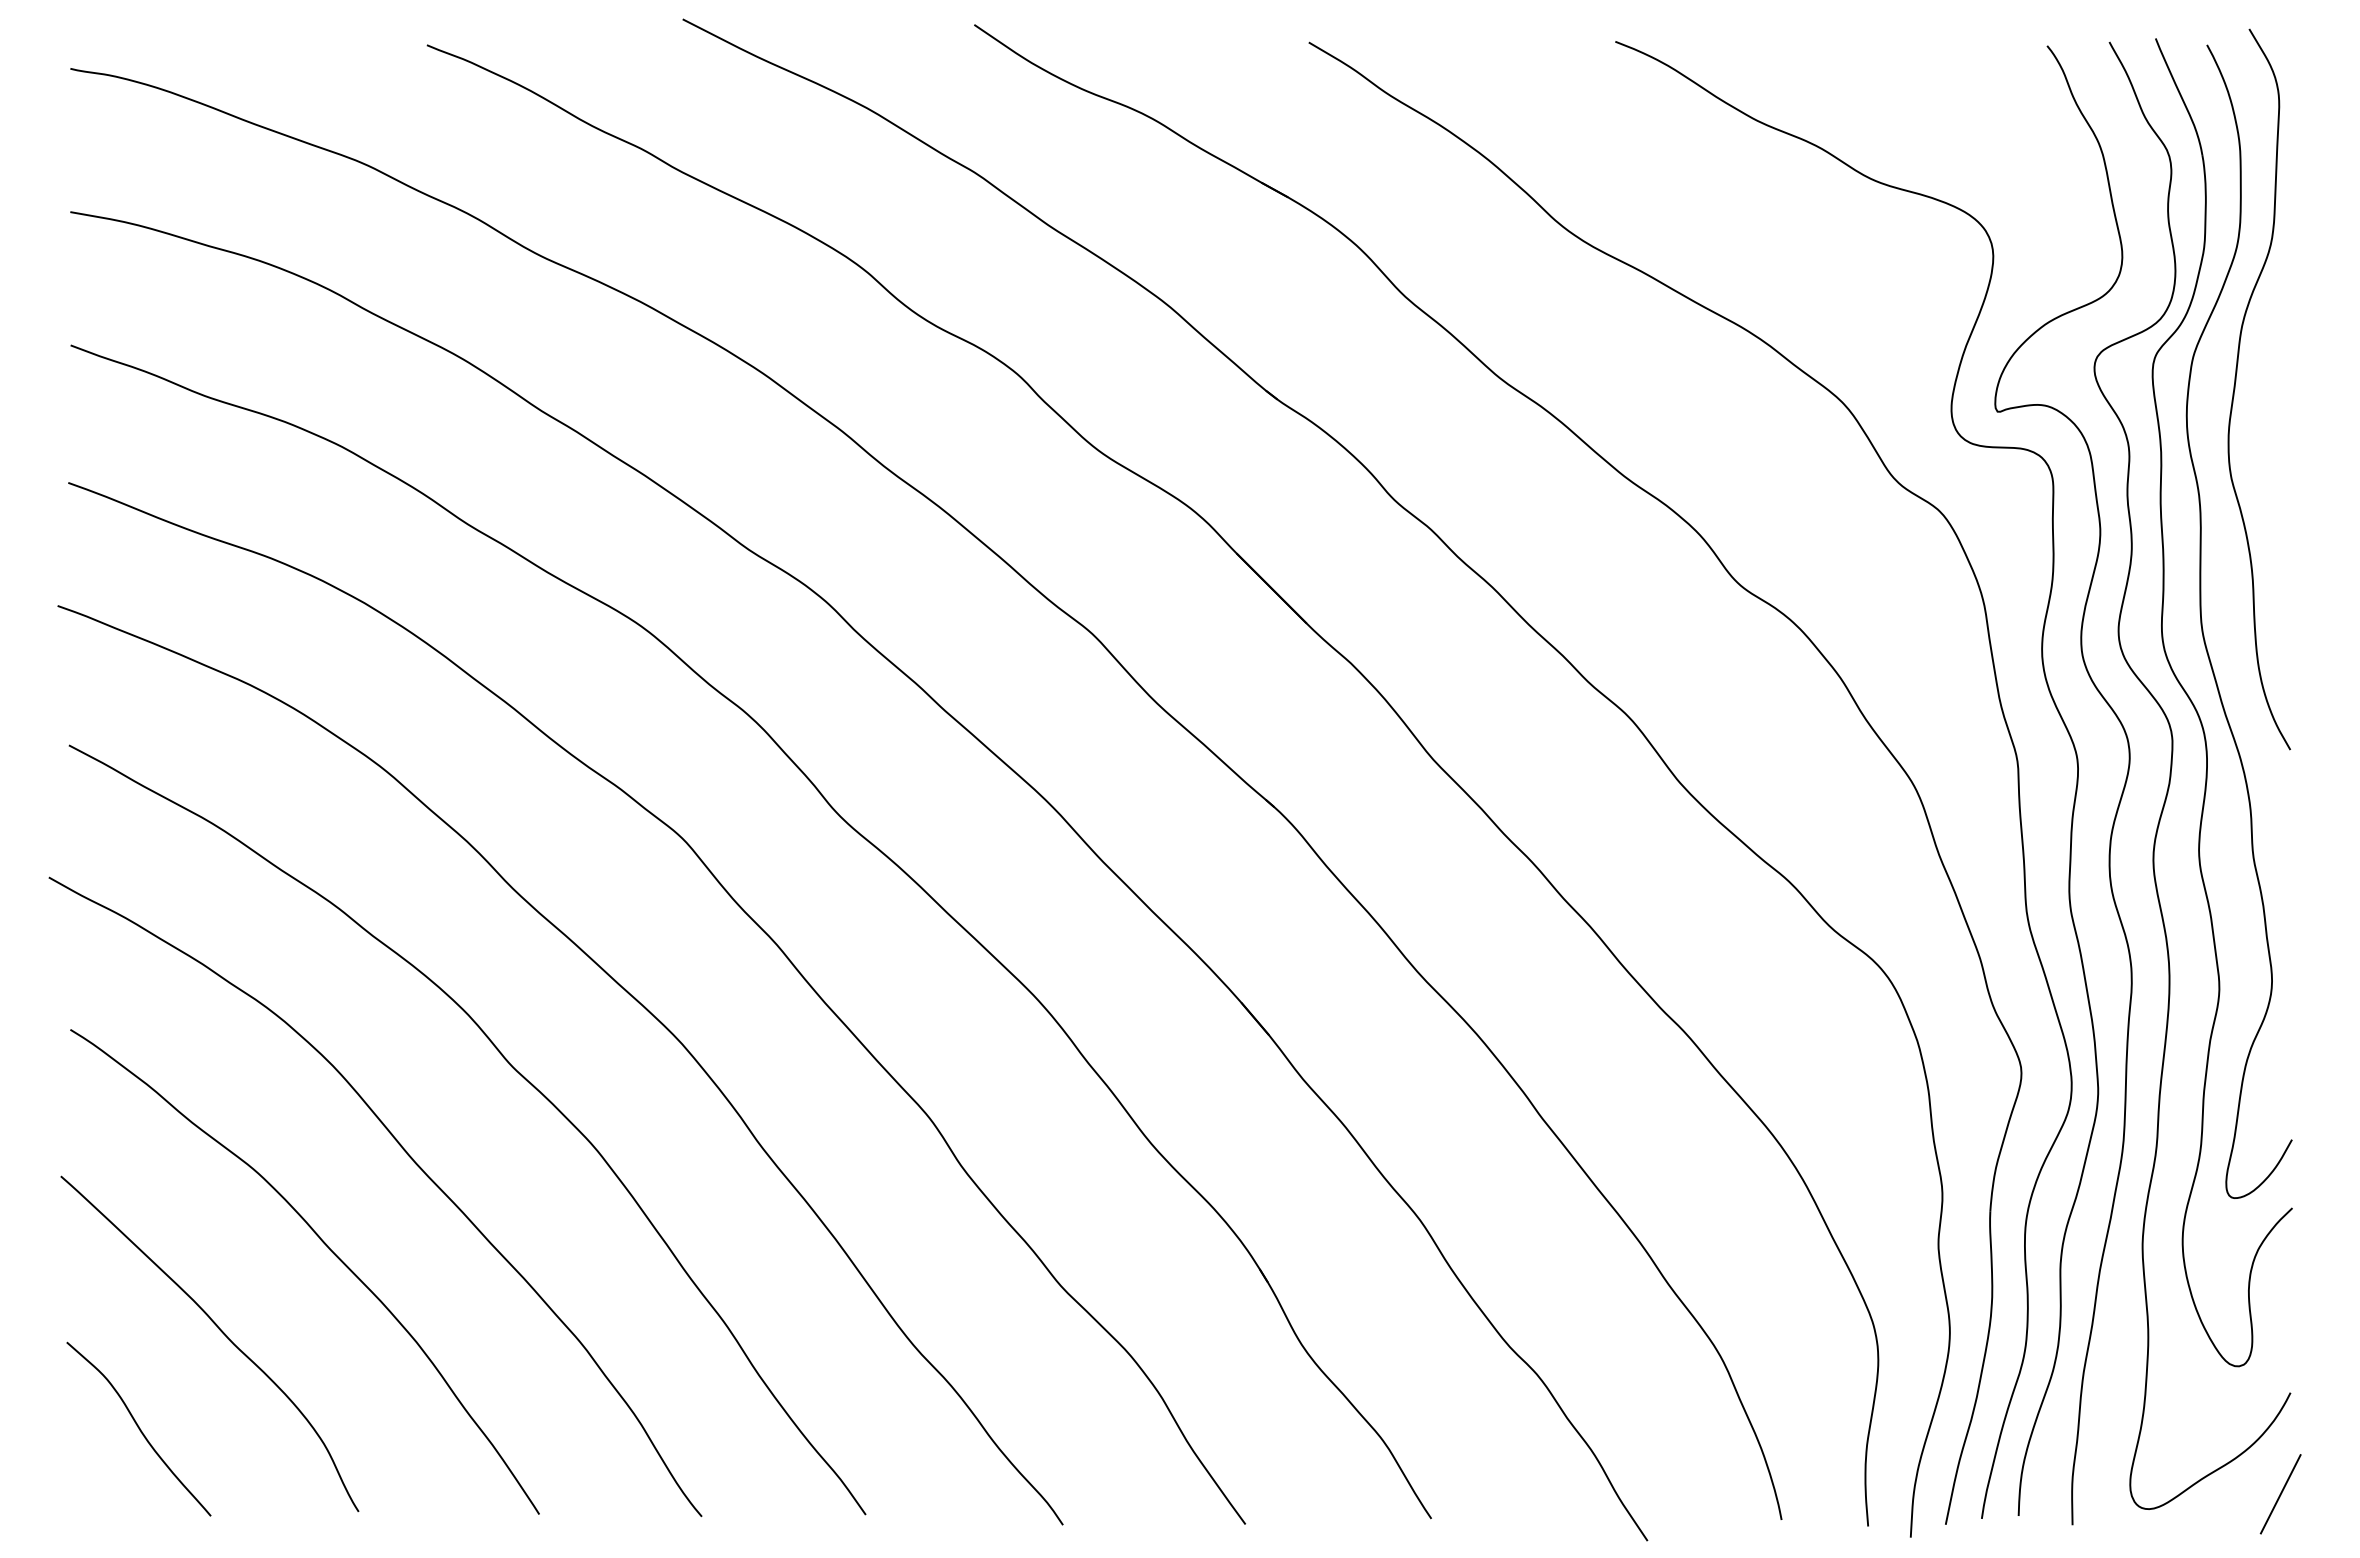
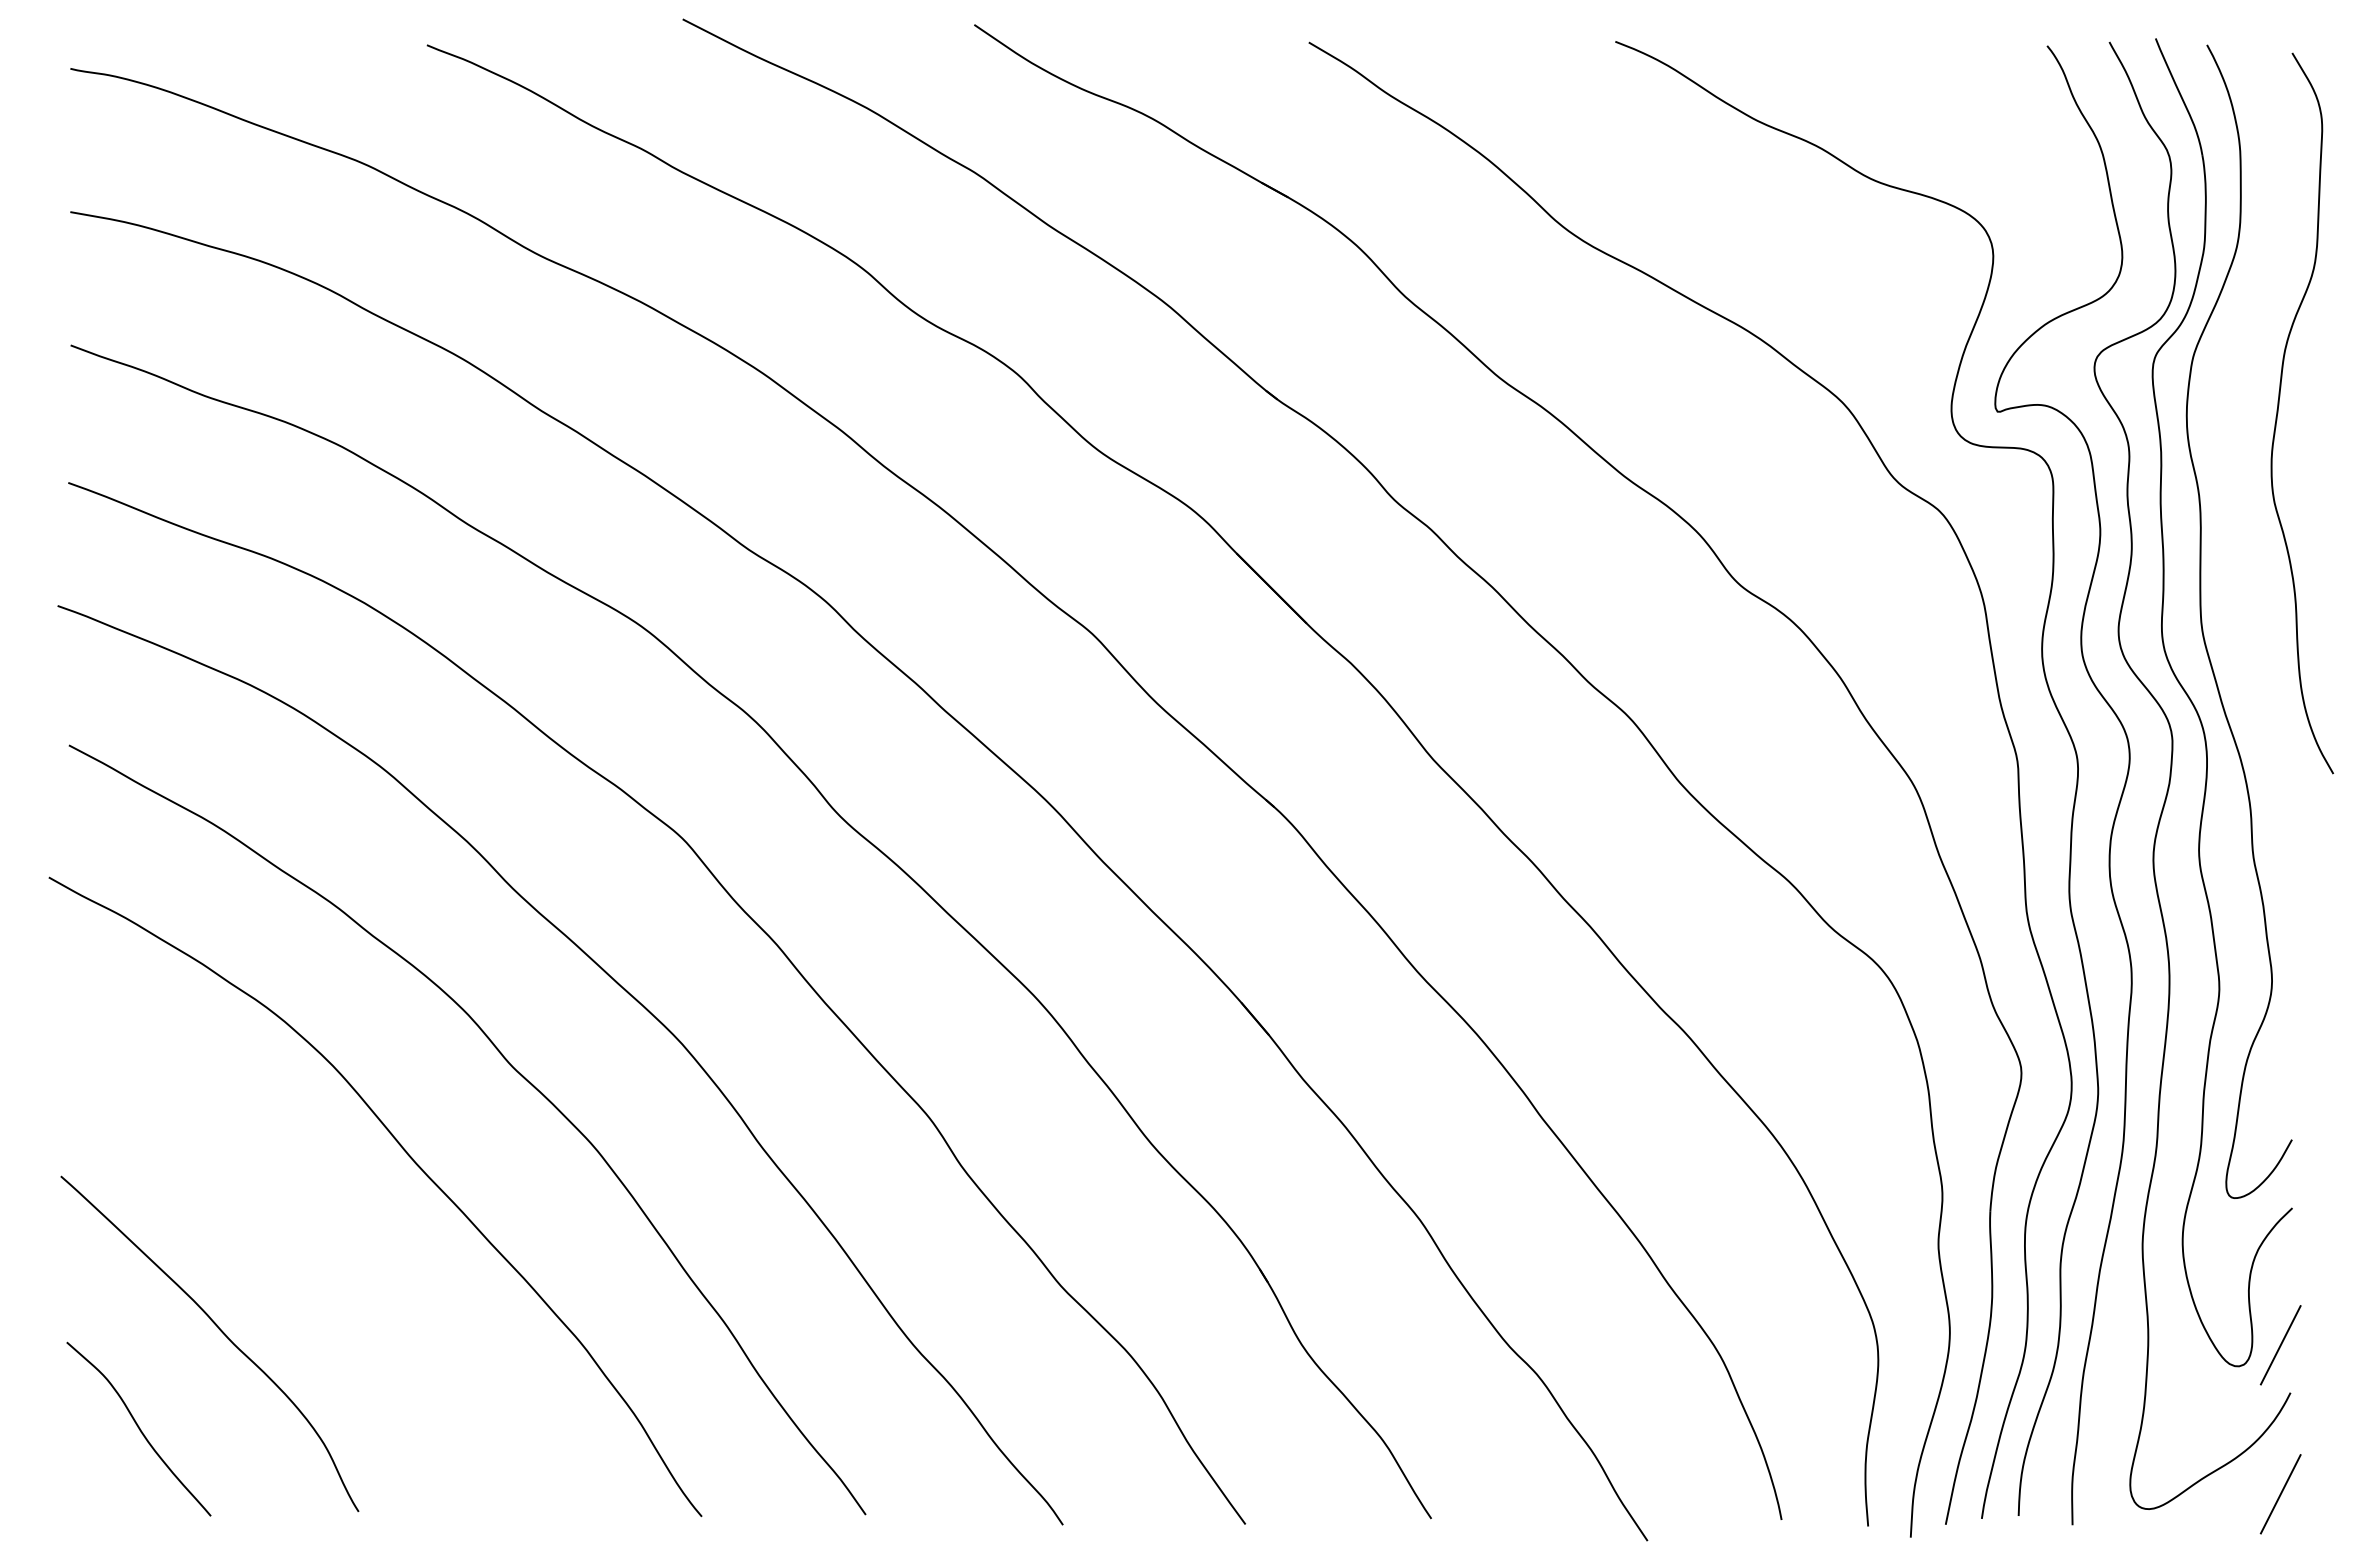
curve position: (2235, 389) -> (2278, 413) (2278, 413)
curve: present -> none (330, 1251)
line: none -> present (2280, 1345)
